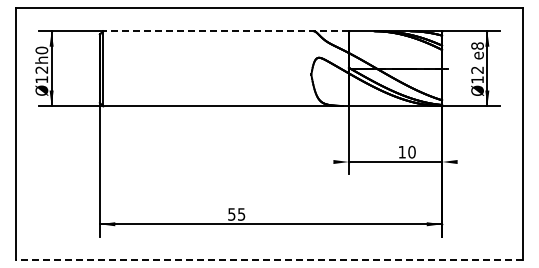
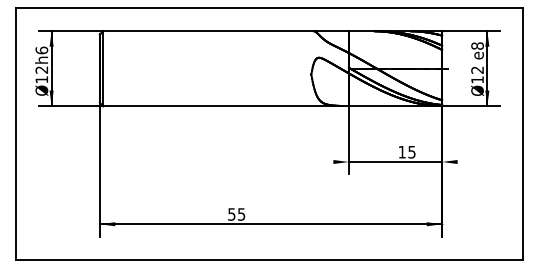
line: dashed -> solid (225, 31)
text: Ø12h0 -> Ø12h6 (41, 50)
text: 10 -> 15 (411, 151)
line: dashed -> solid (269, 259)
